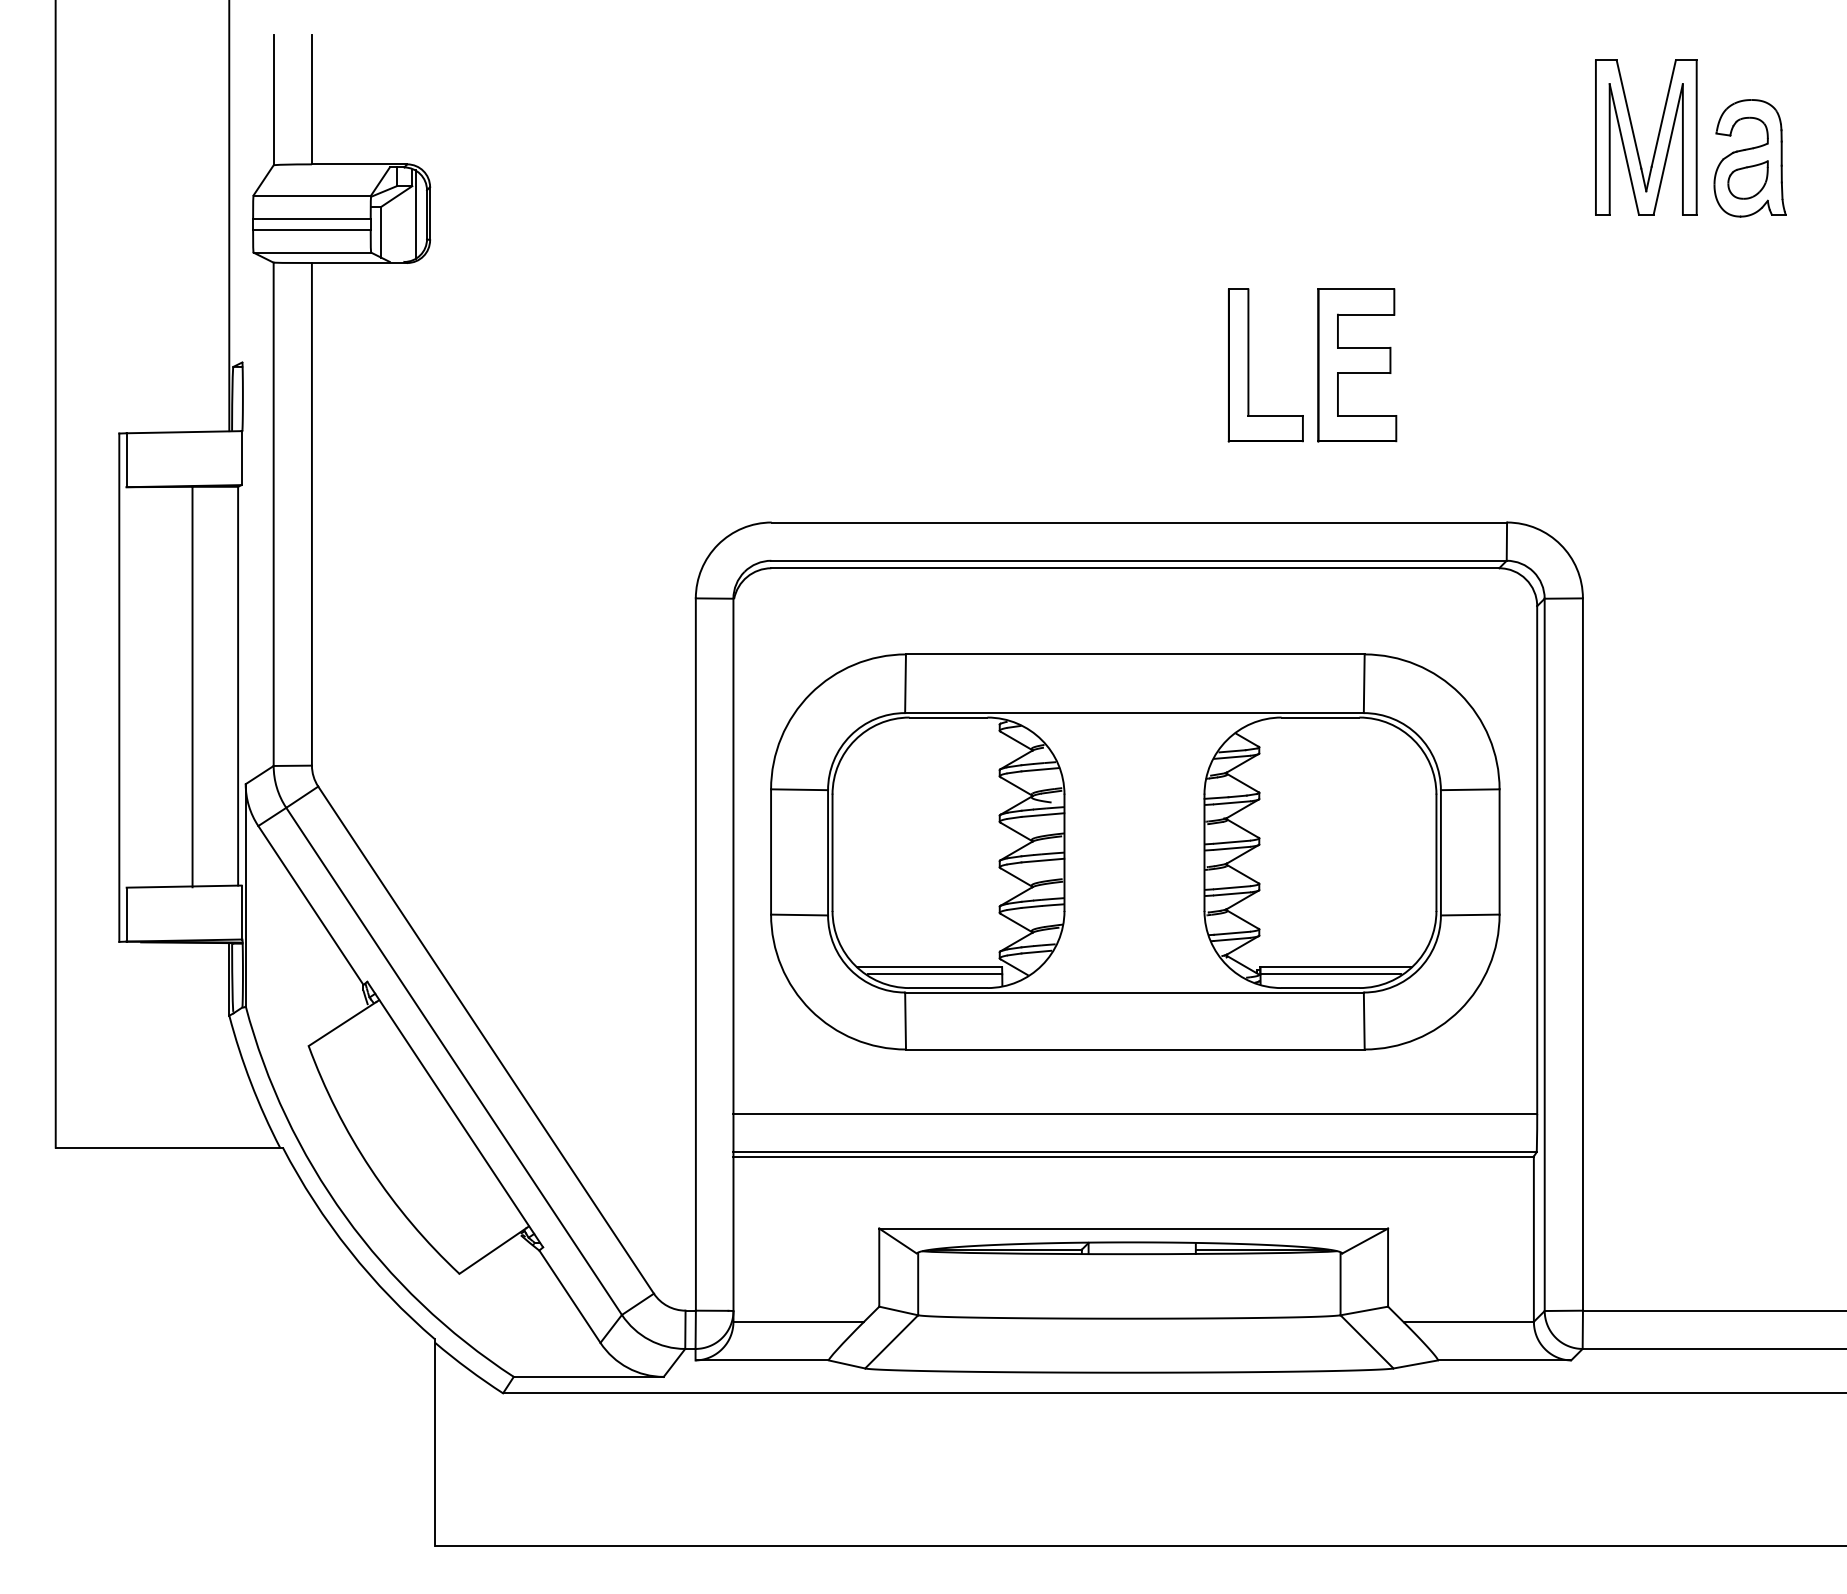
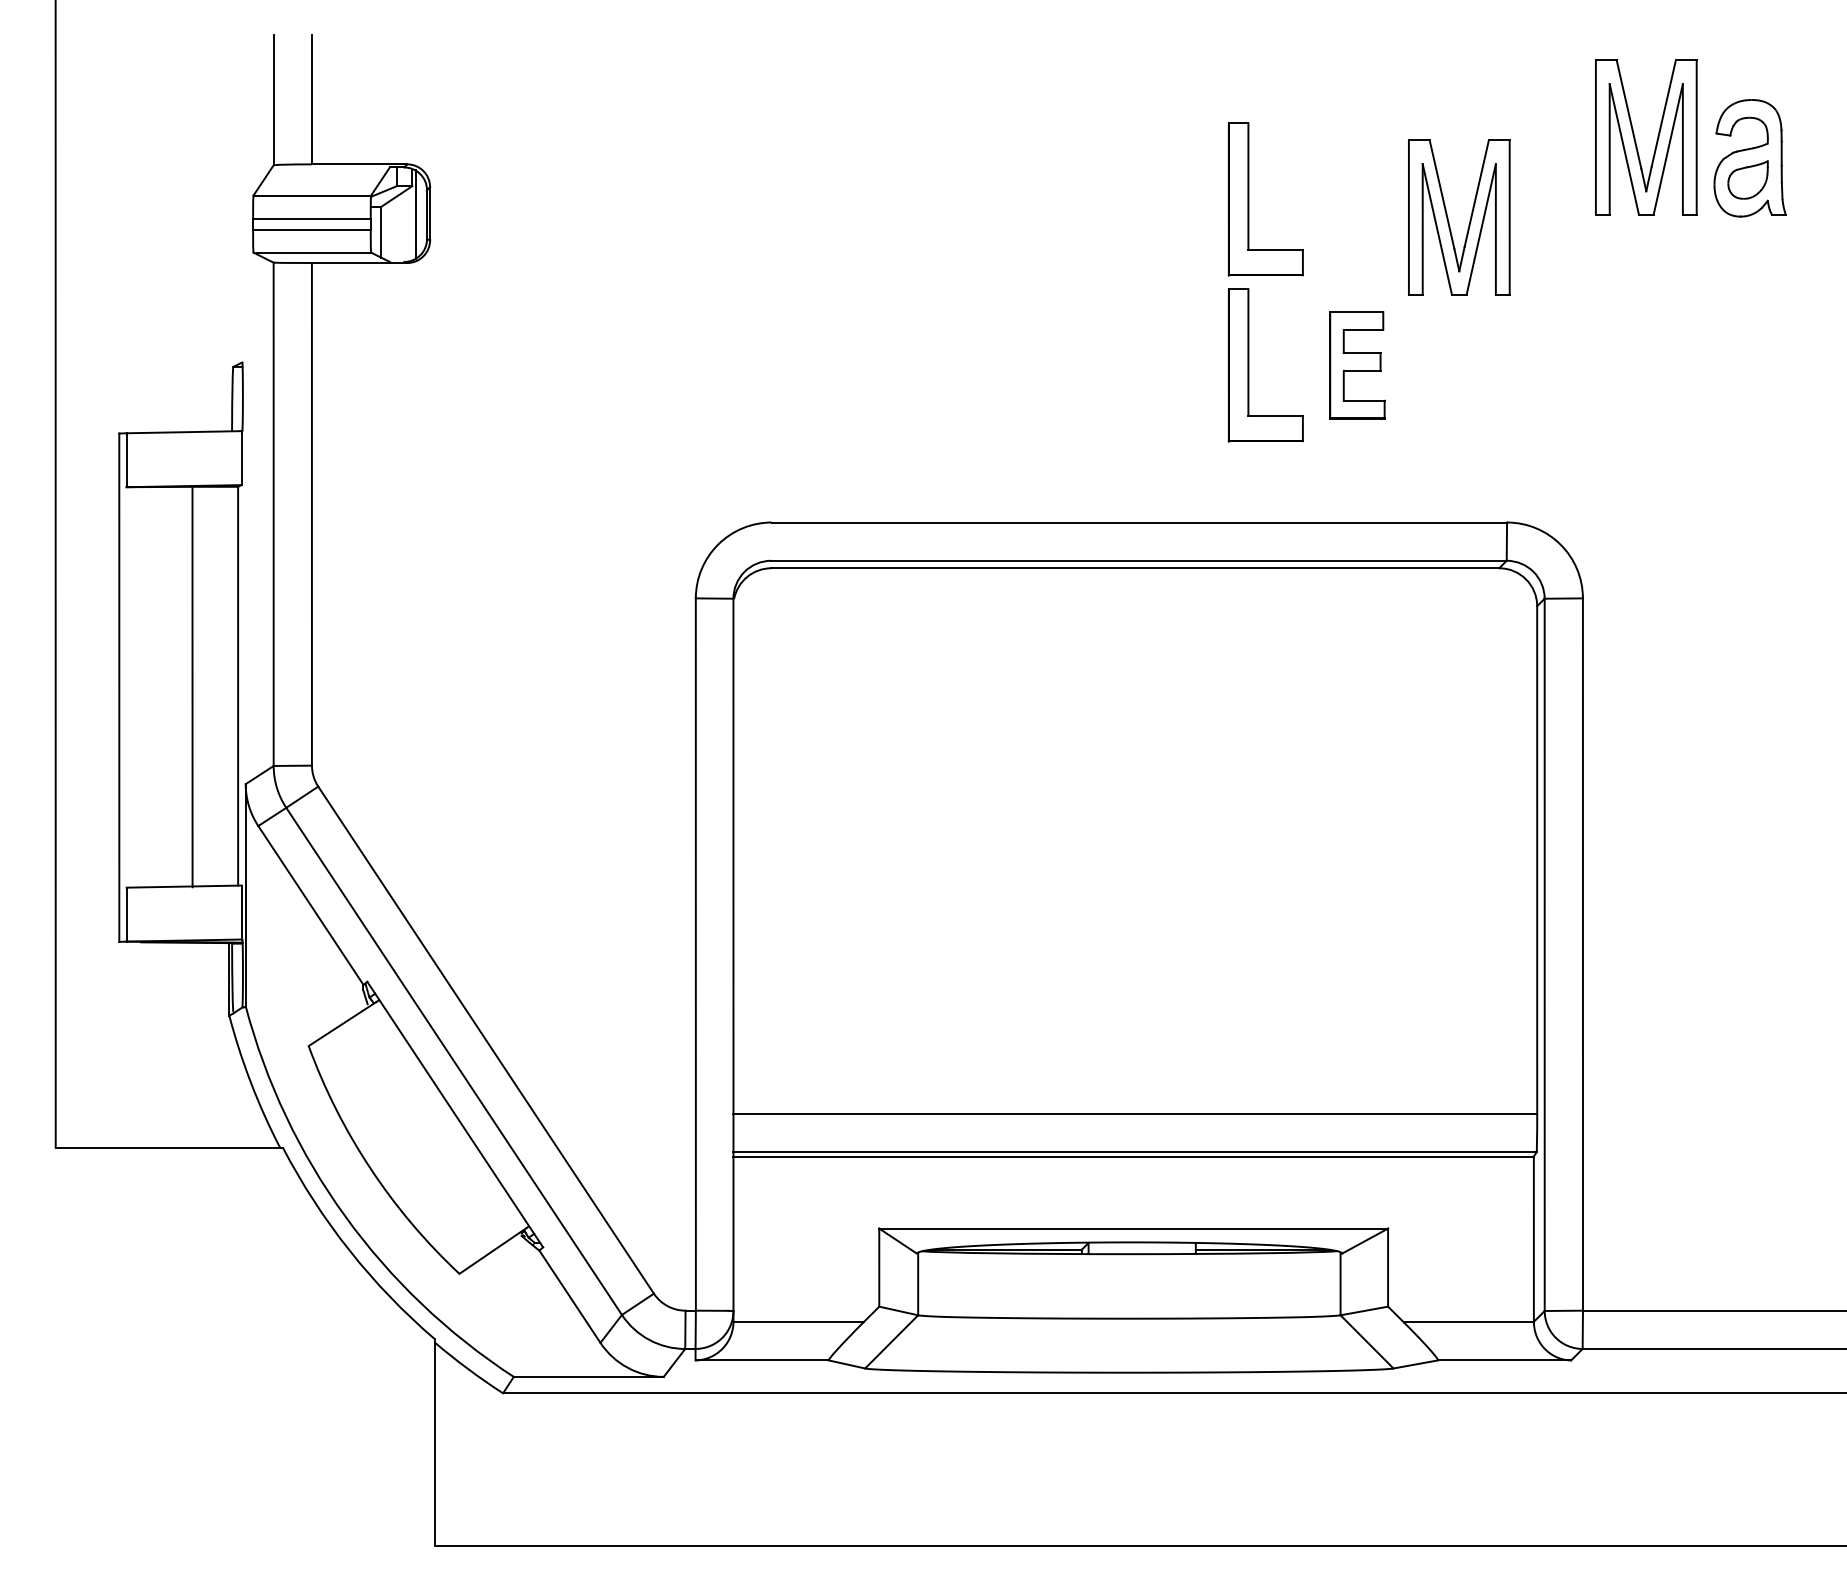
part: none -> present (1249, 199)
line: present -> none (229, 216)
part: none -> present (1469, 220)
part size: 81x155 px -> 57x109 px (1357, 365)
part: present -> none (1135, 851)
